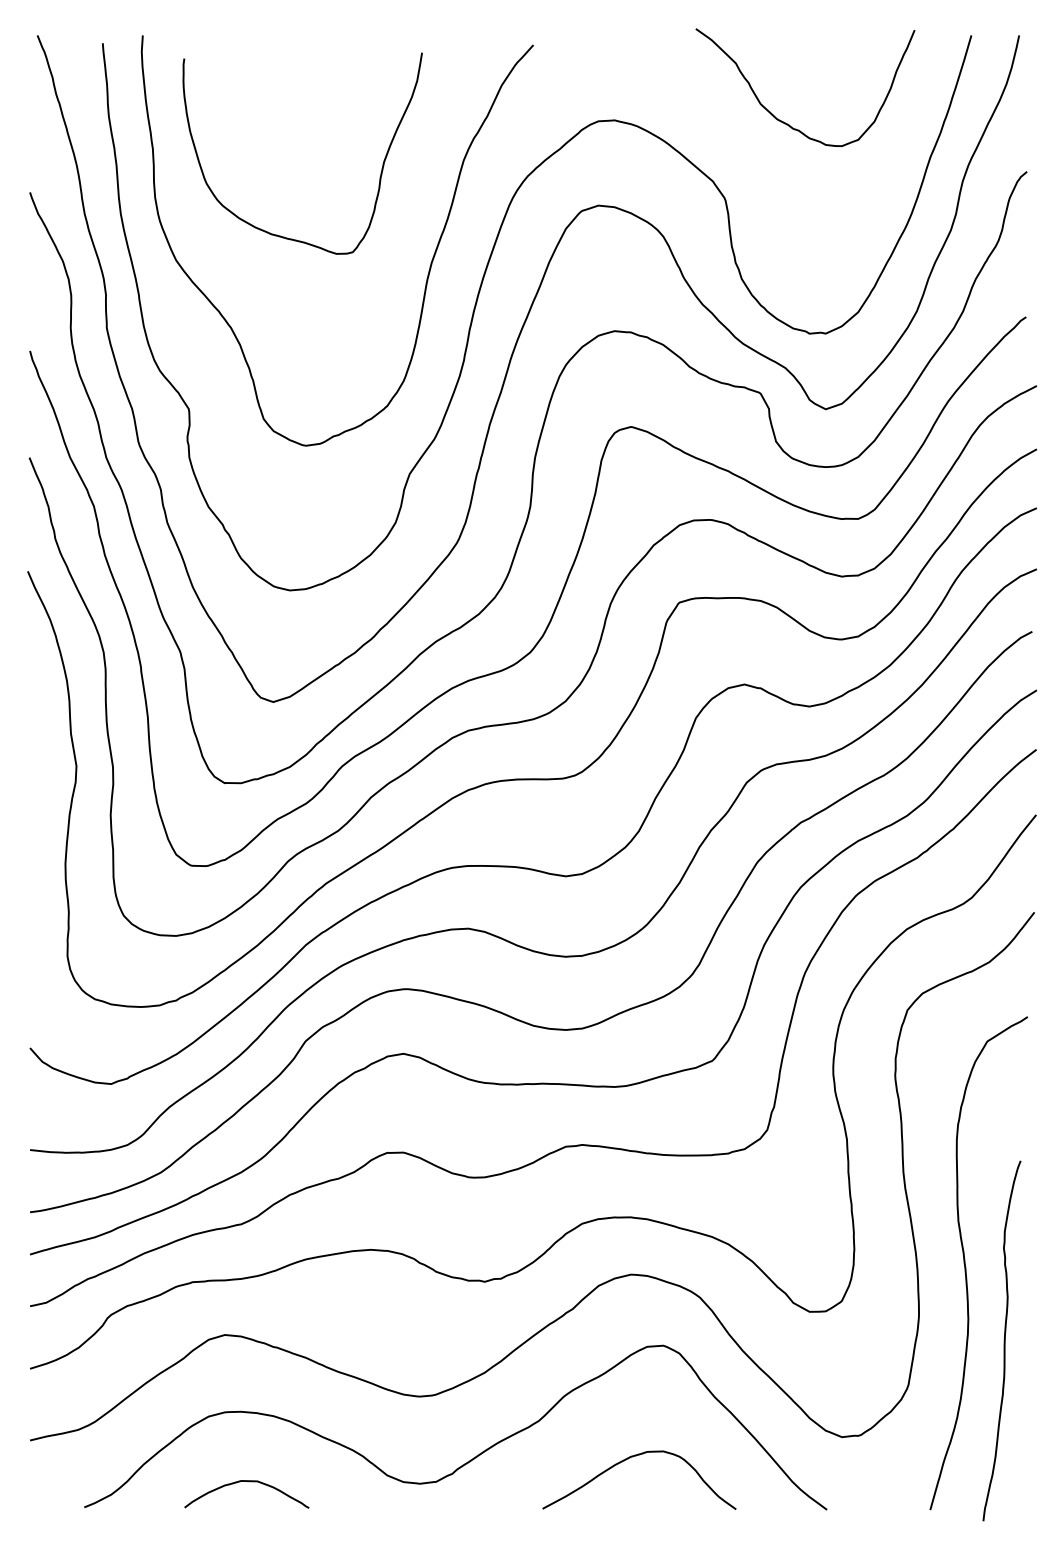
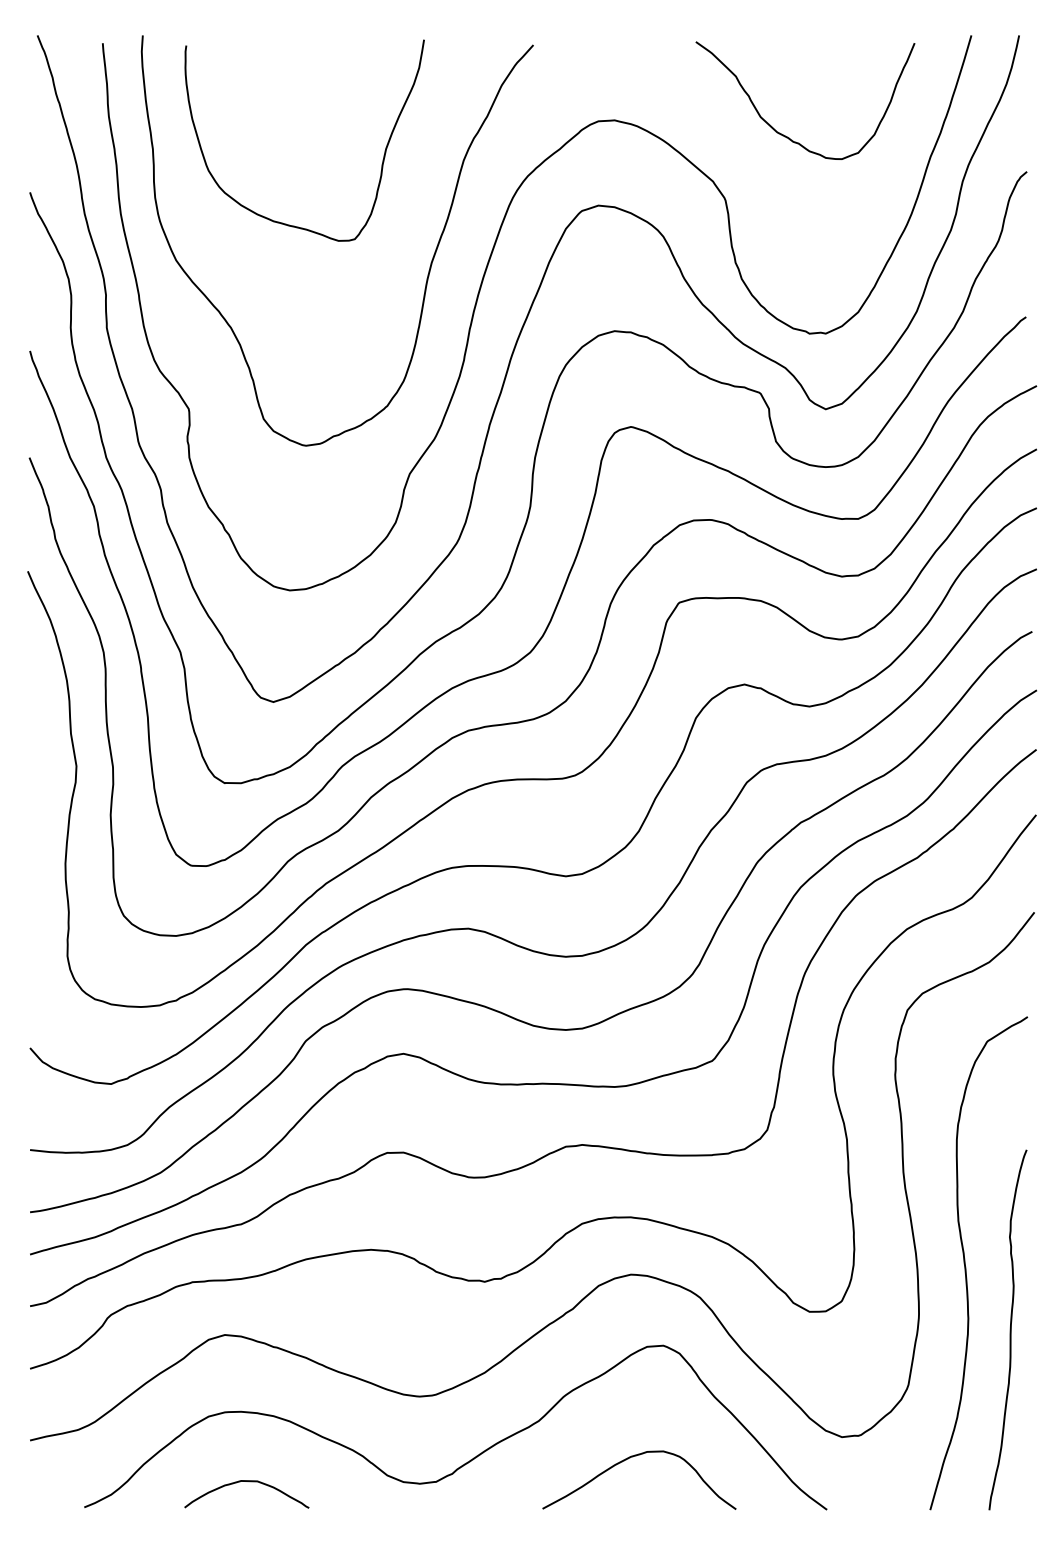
curve position: (787, 123) -> (787, 136) (787, 136)
curve position: (380, 172) -> (382, 159) (382, 159)
curve position: (1003, 1340) -> (1009, 1329) (1009, 1329)
